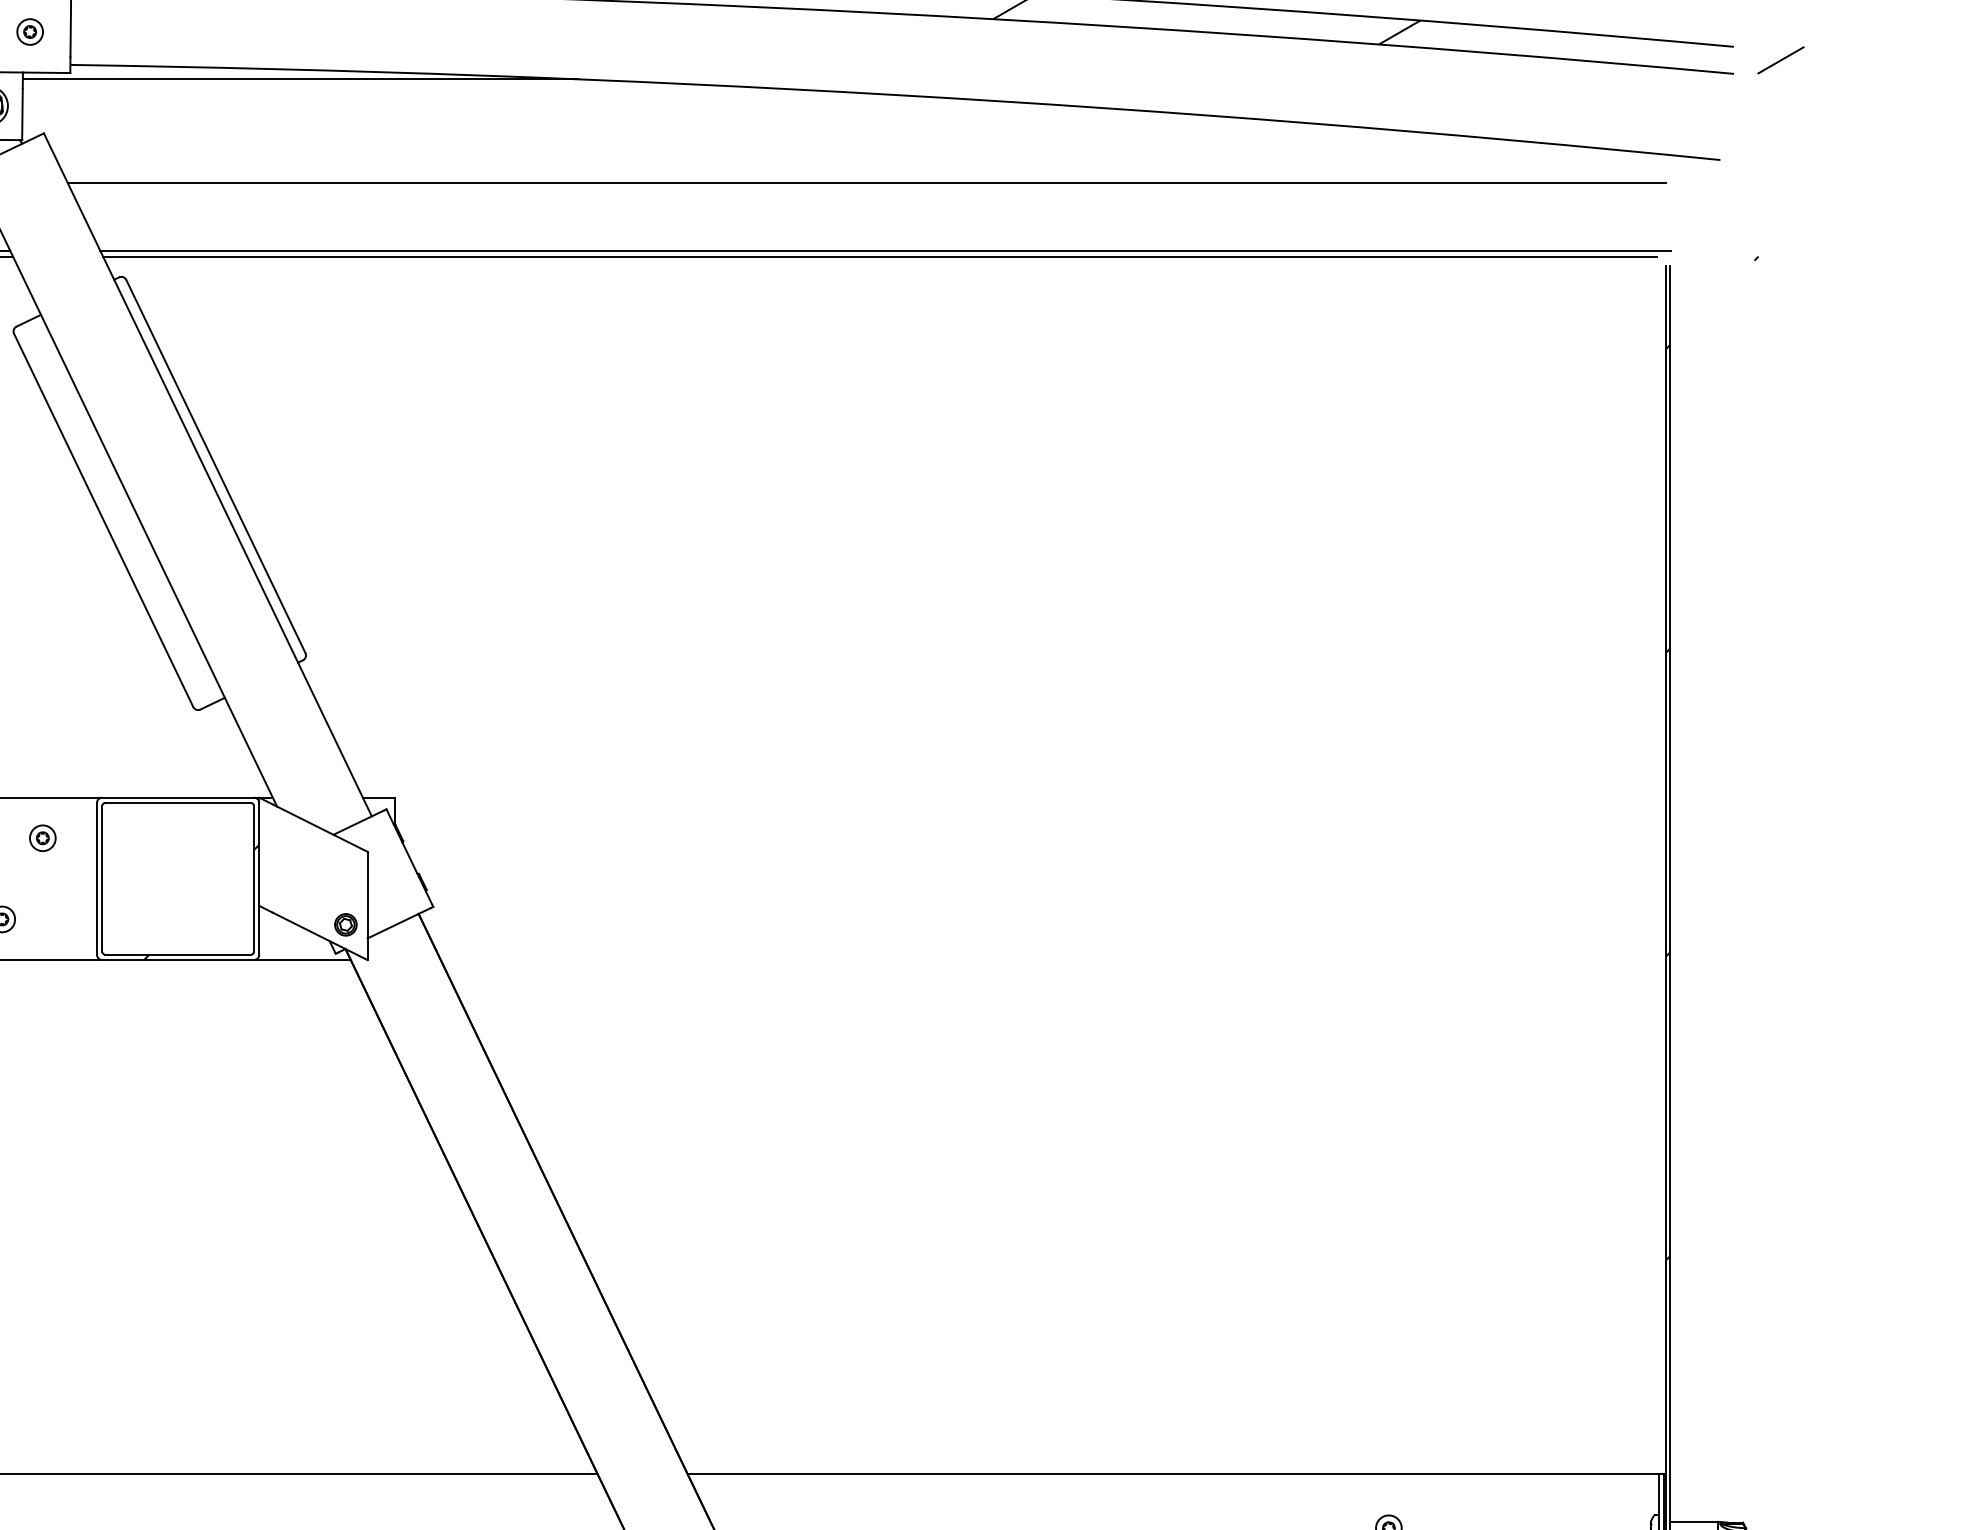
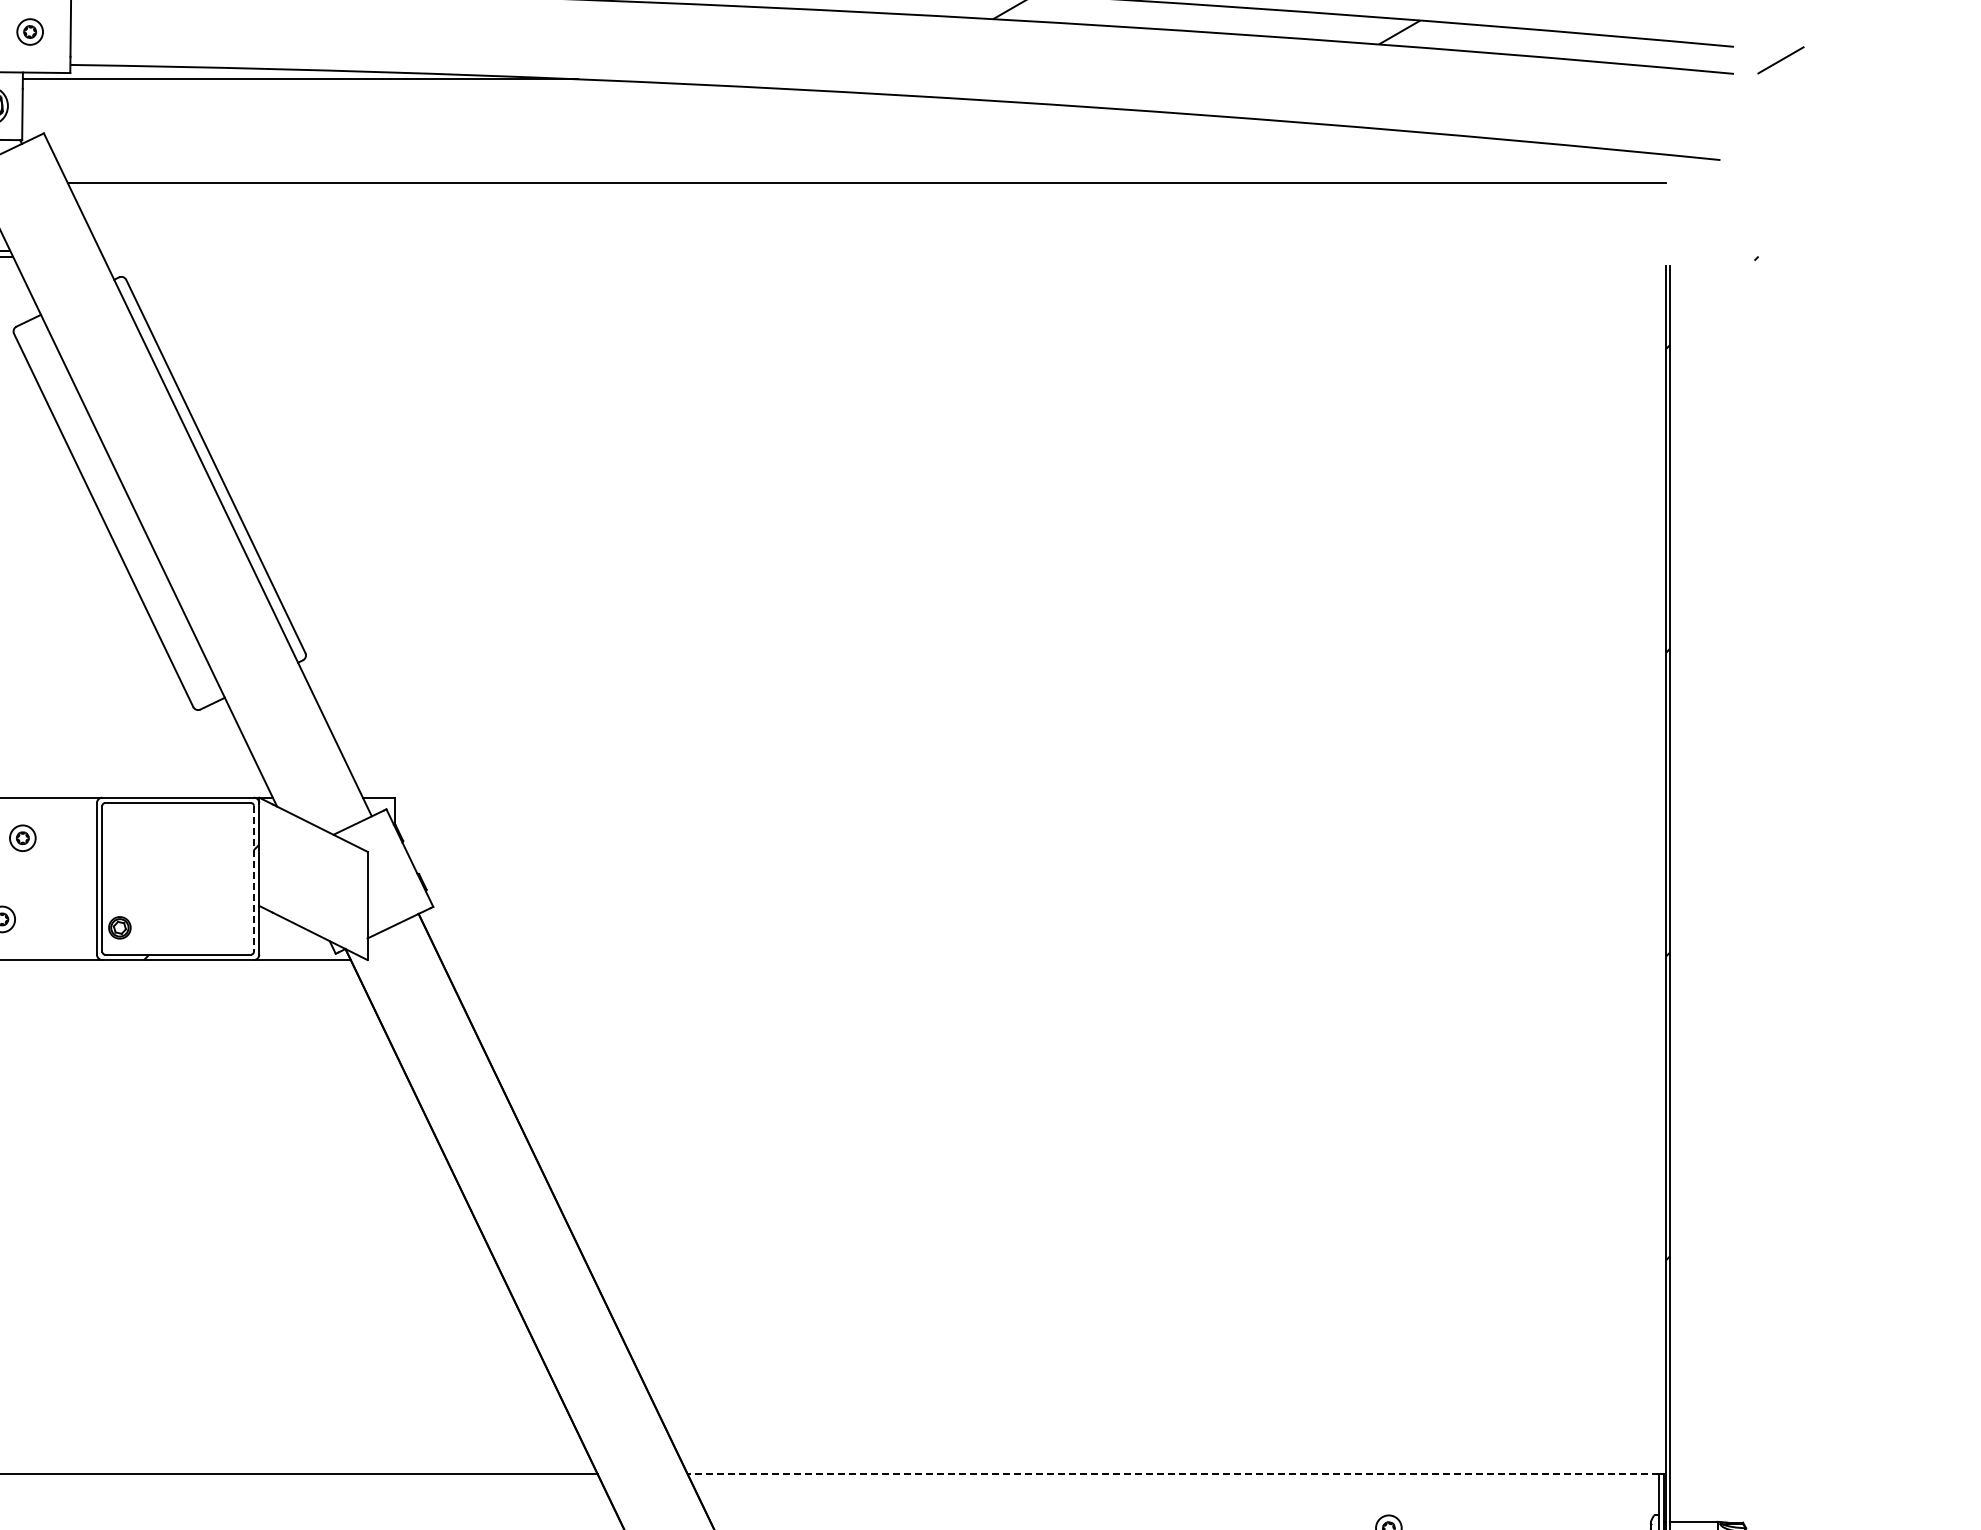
line: present -> none (885, 251)
line: present -> none (879, 256)
part position: (42, 837) -> (22, 837) (22, 837)
line: solid -> dashed (253, 879)
part position: (345, 924) -> (119, 927) (119, 927)
line: solid -> dashed (1173, 1474)
